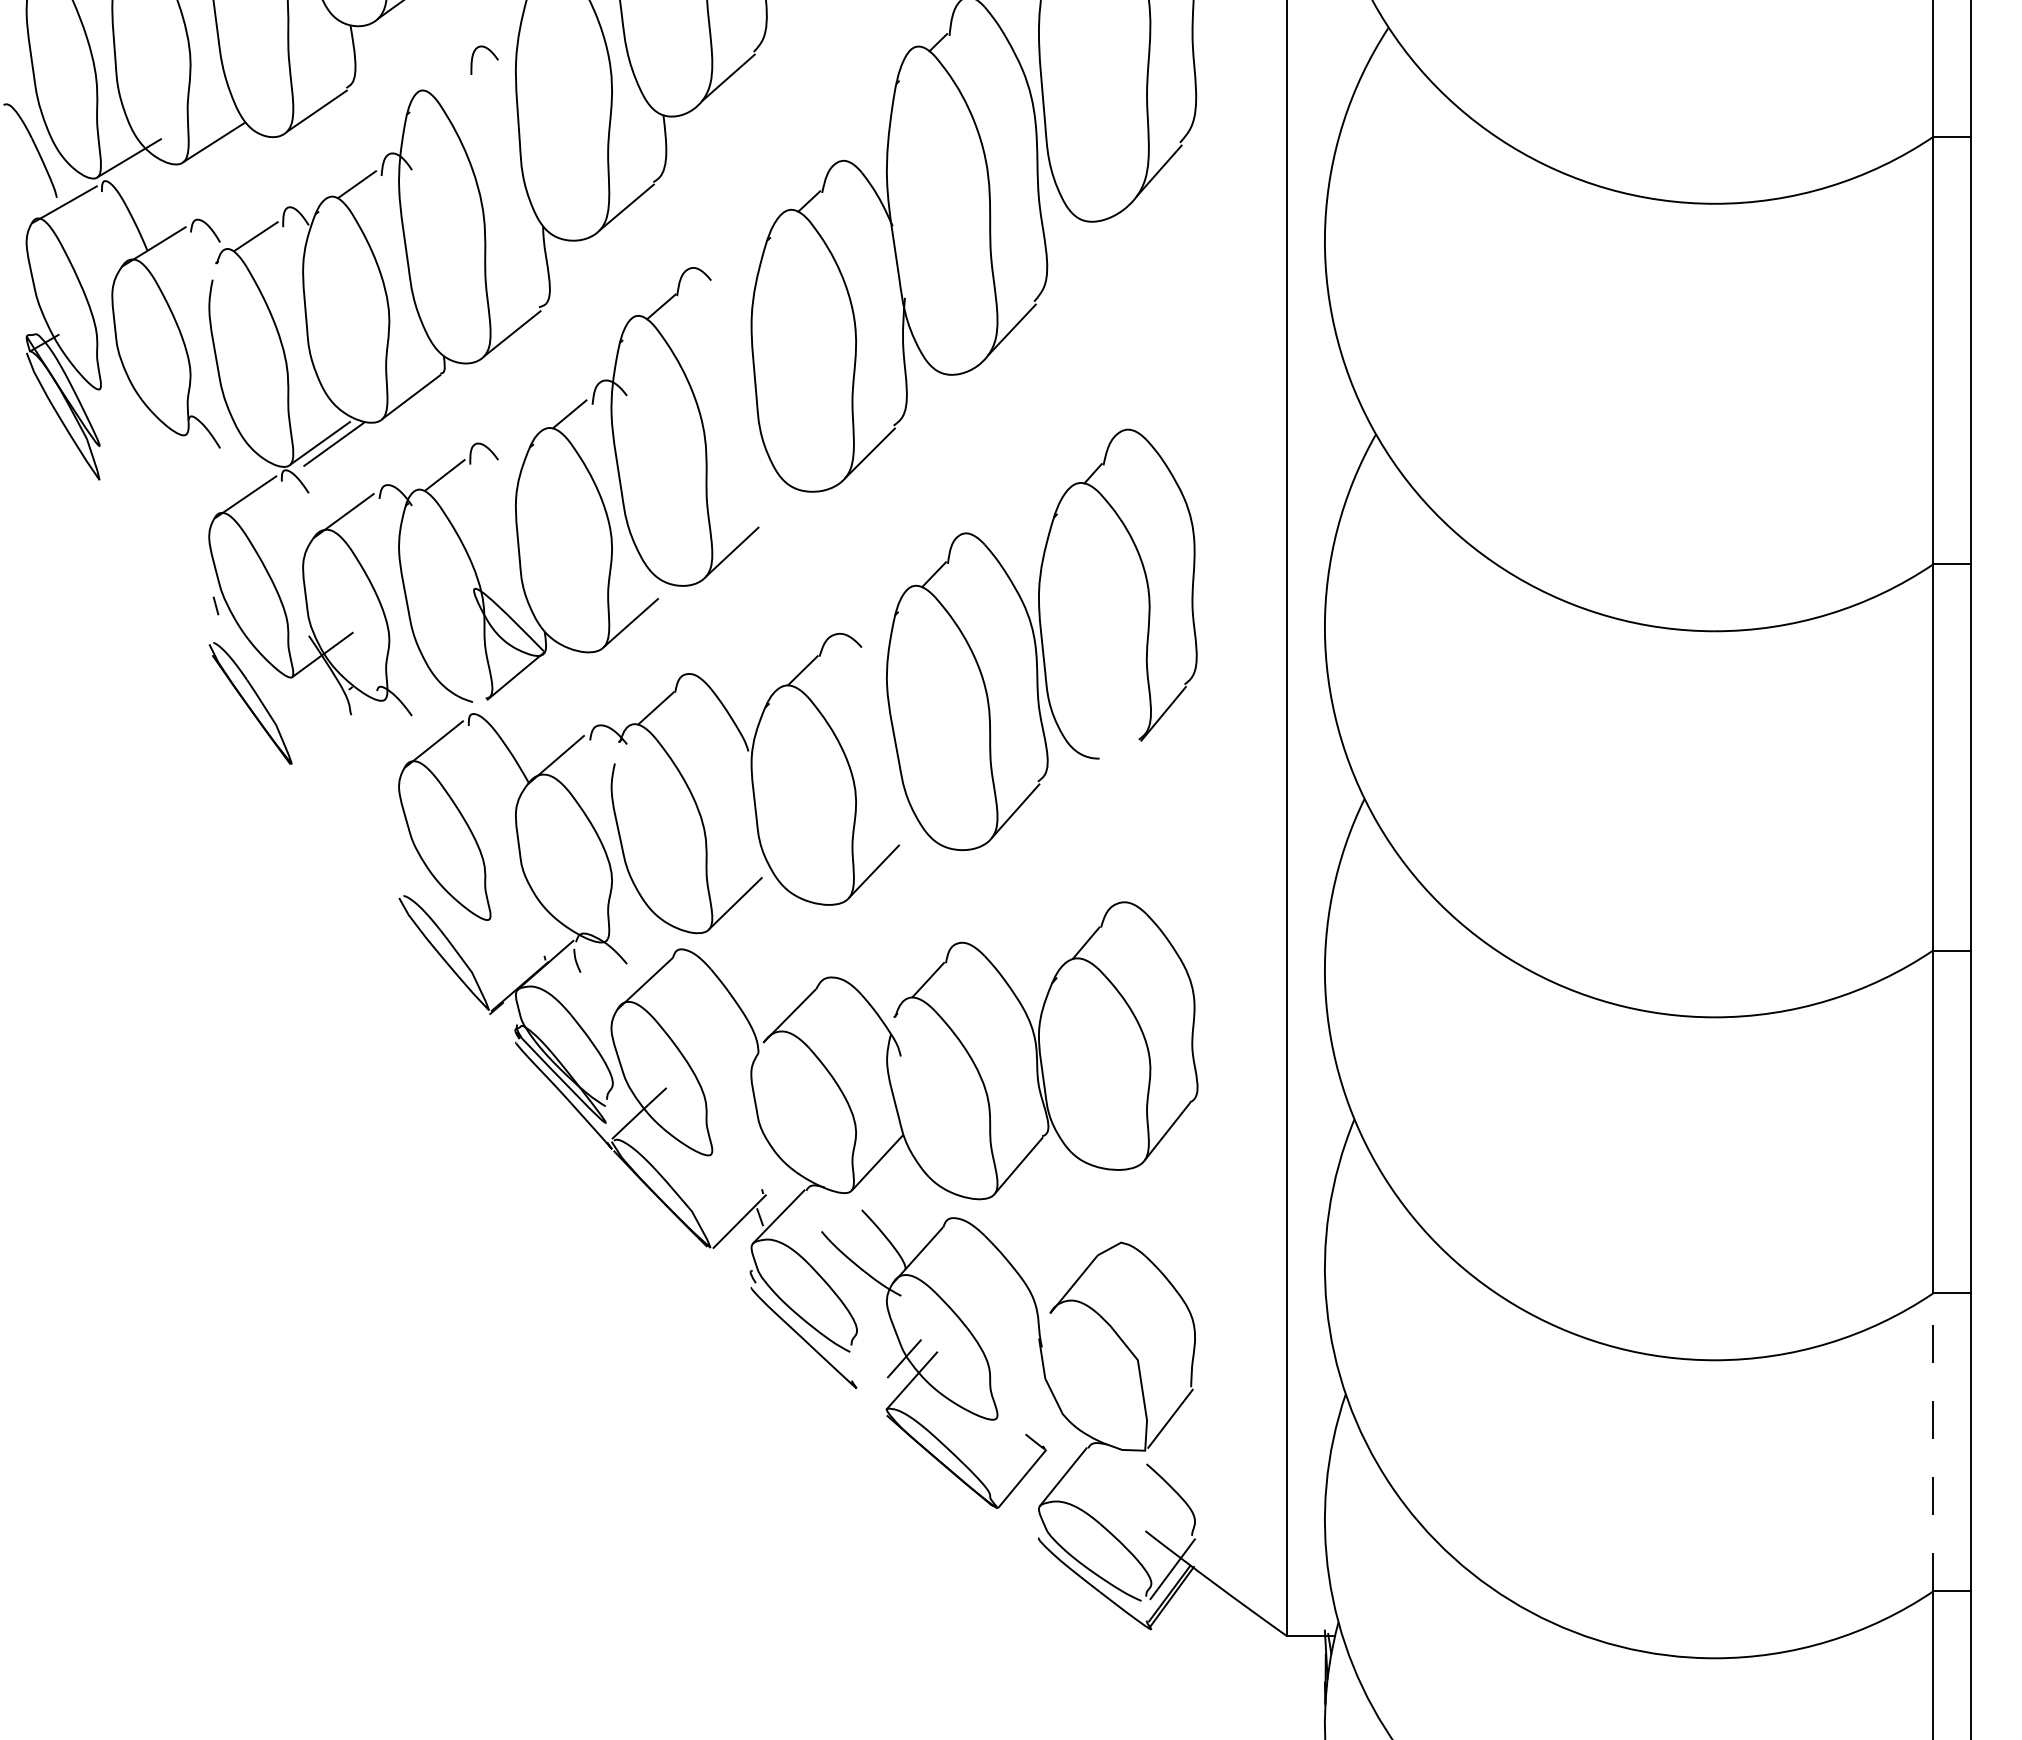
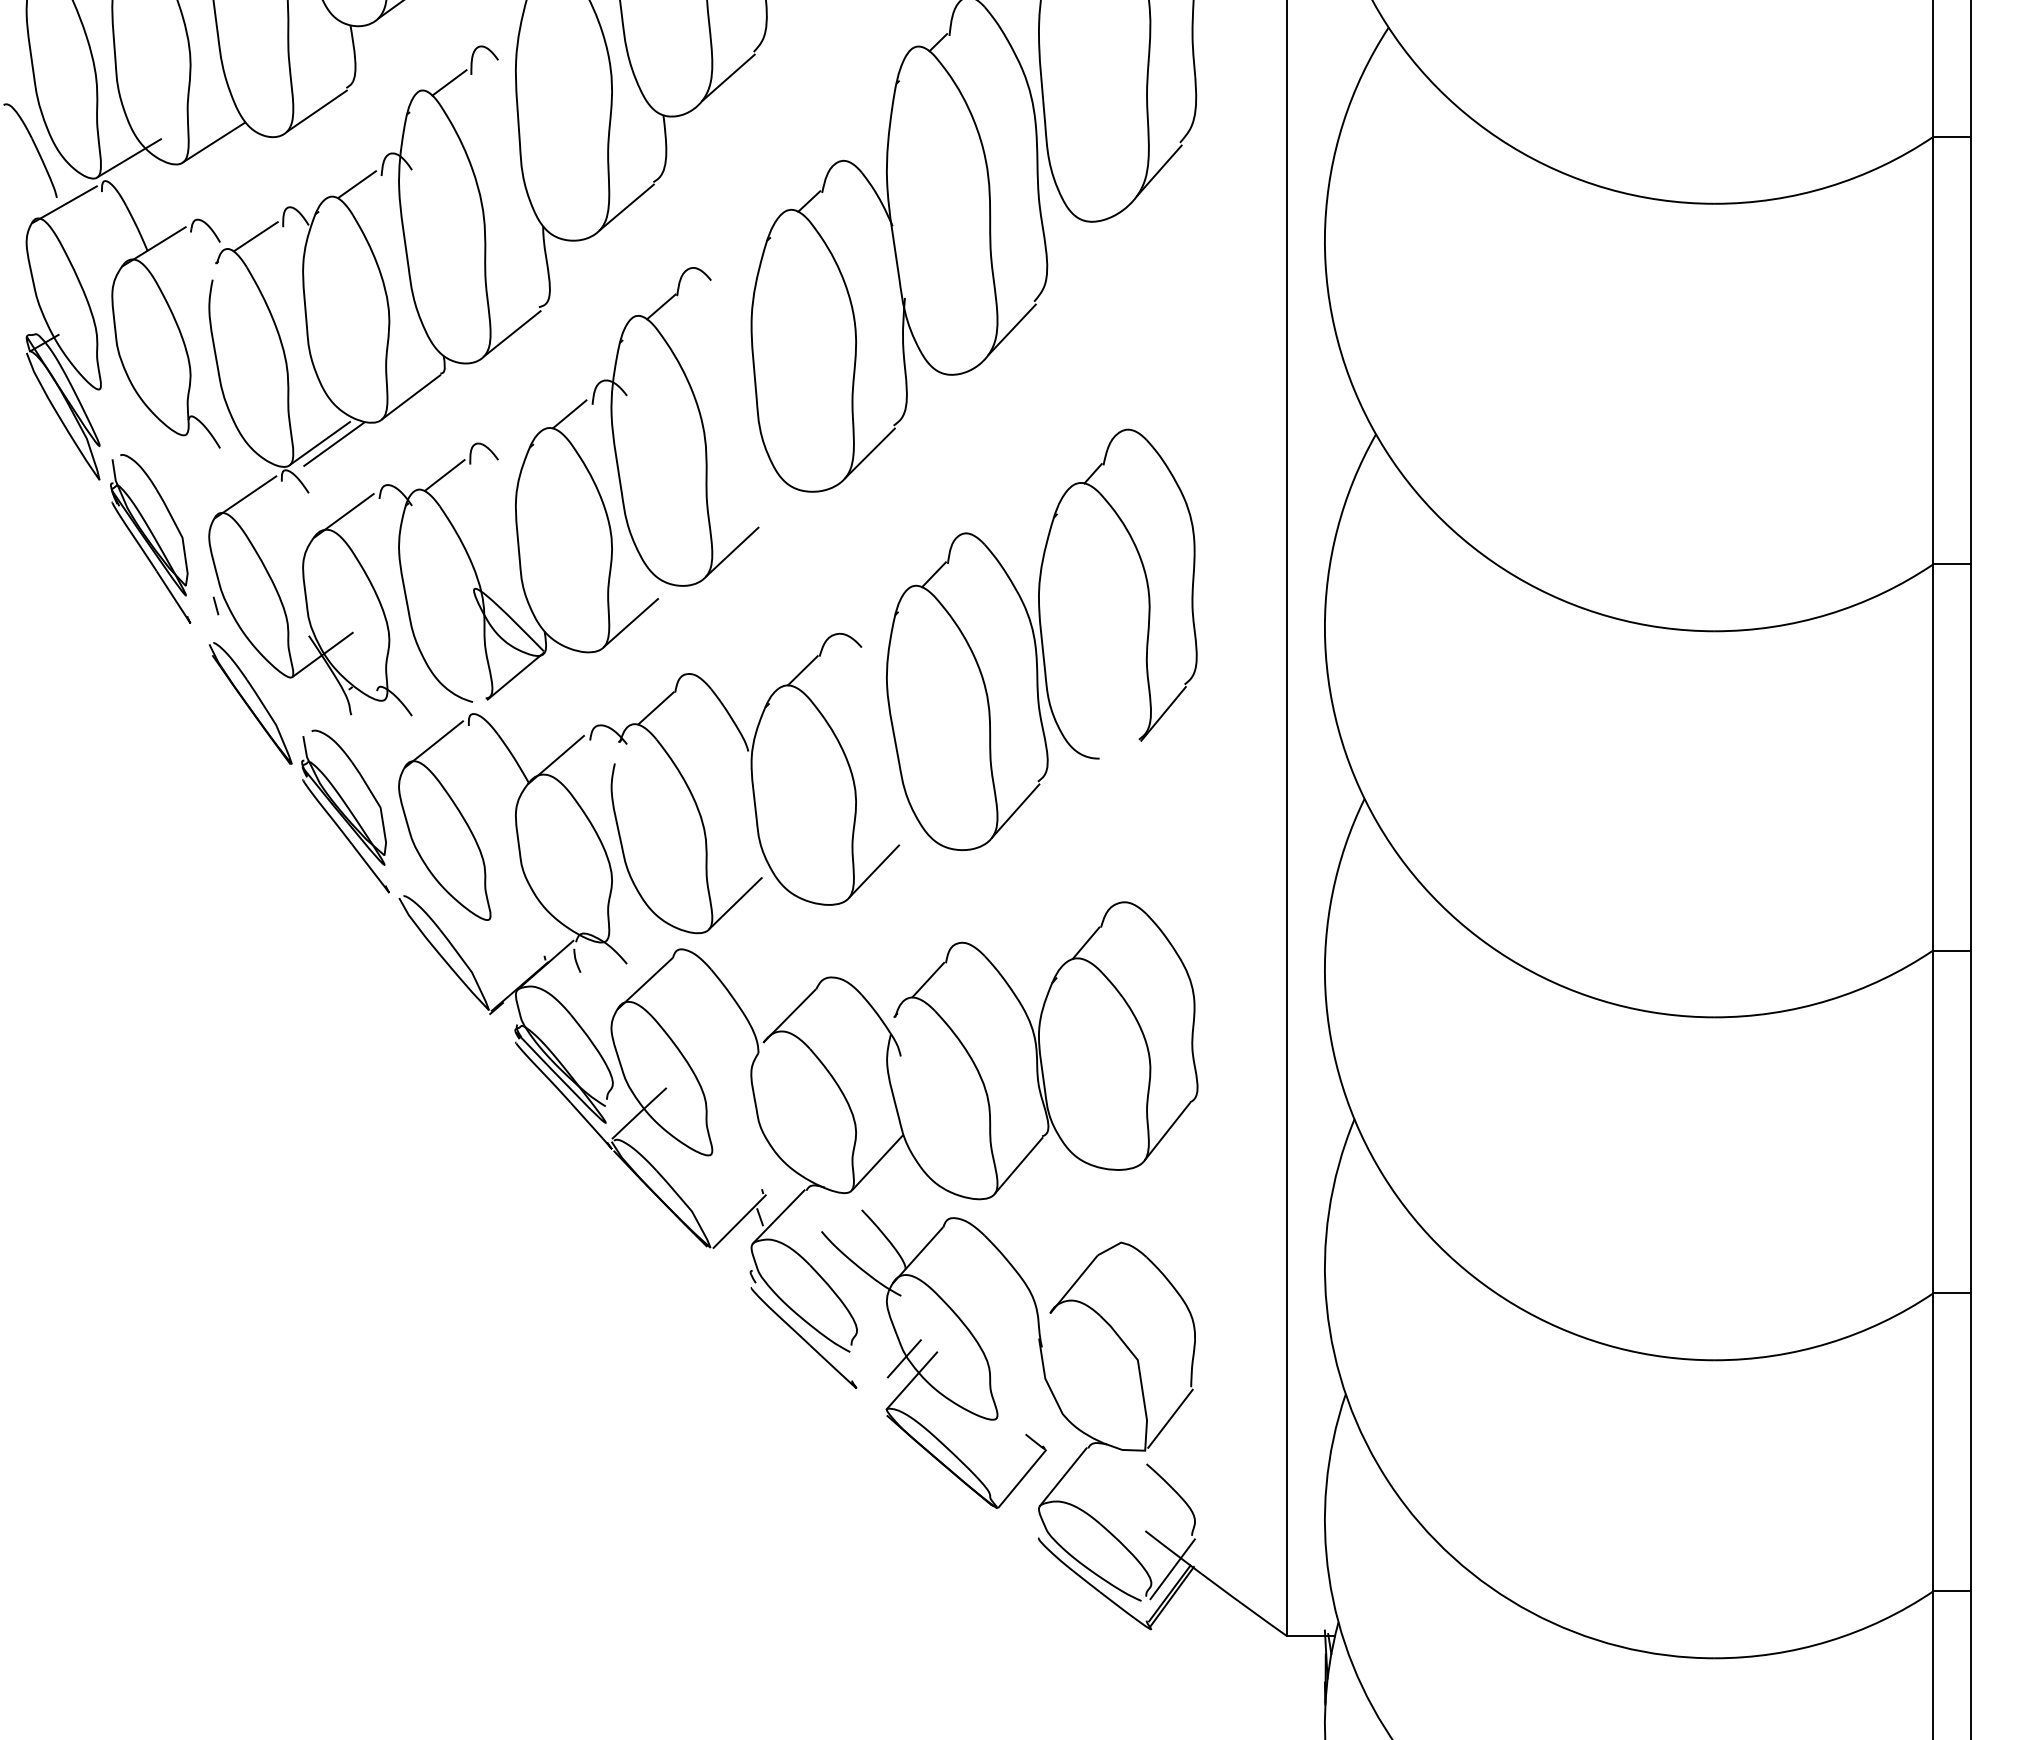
line: none -> present (449, 82)
part: none -> present (150, 538)
part: none -> present (345, 811)
line: dashed -> solid (1933, 1441)
